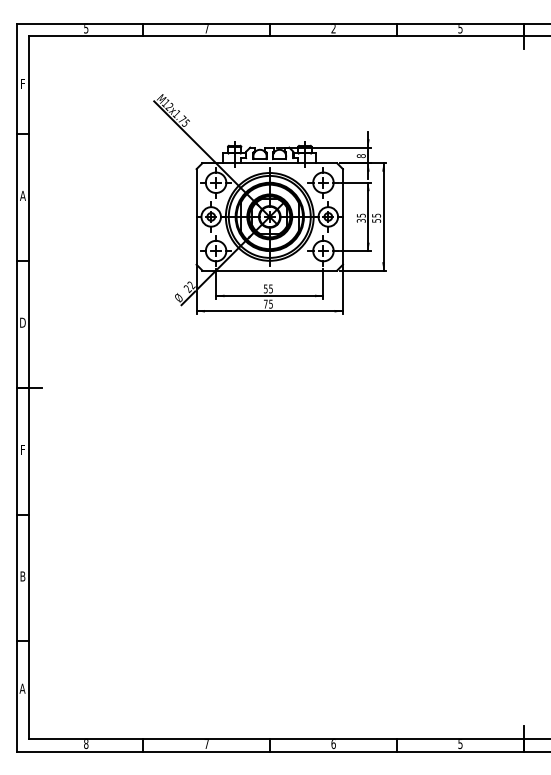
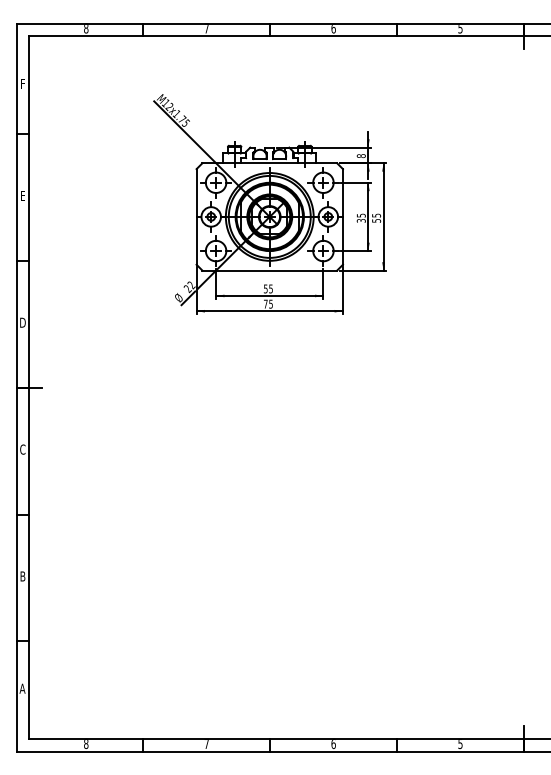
text: 5 -> 8 (86, 29)
text: 2 -> 6 (333, 29)
text: A -> E (22, 195)
text: F -> C (22, 449)
